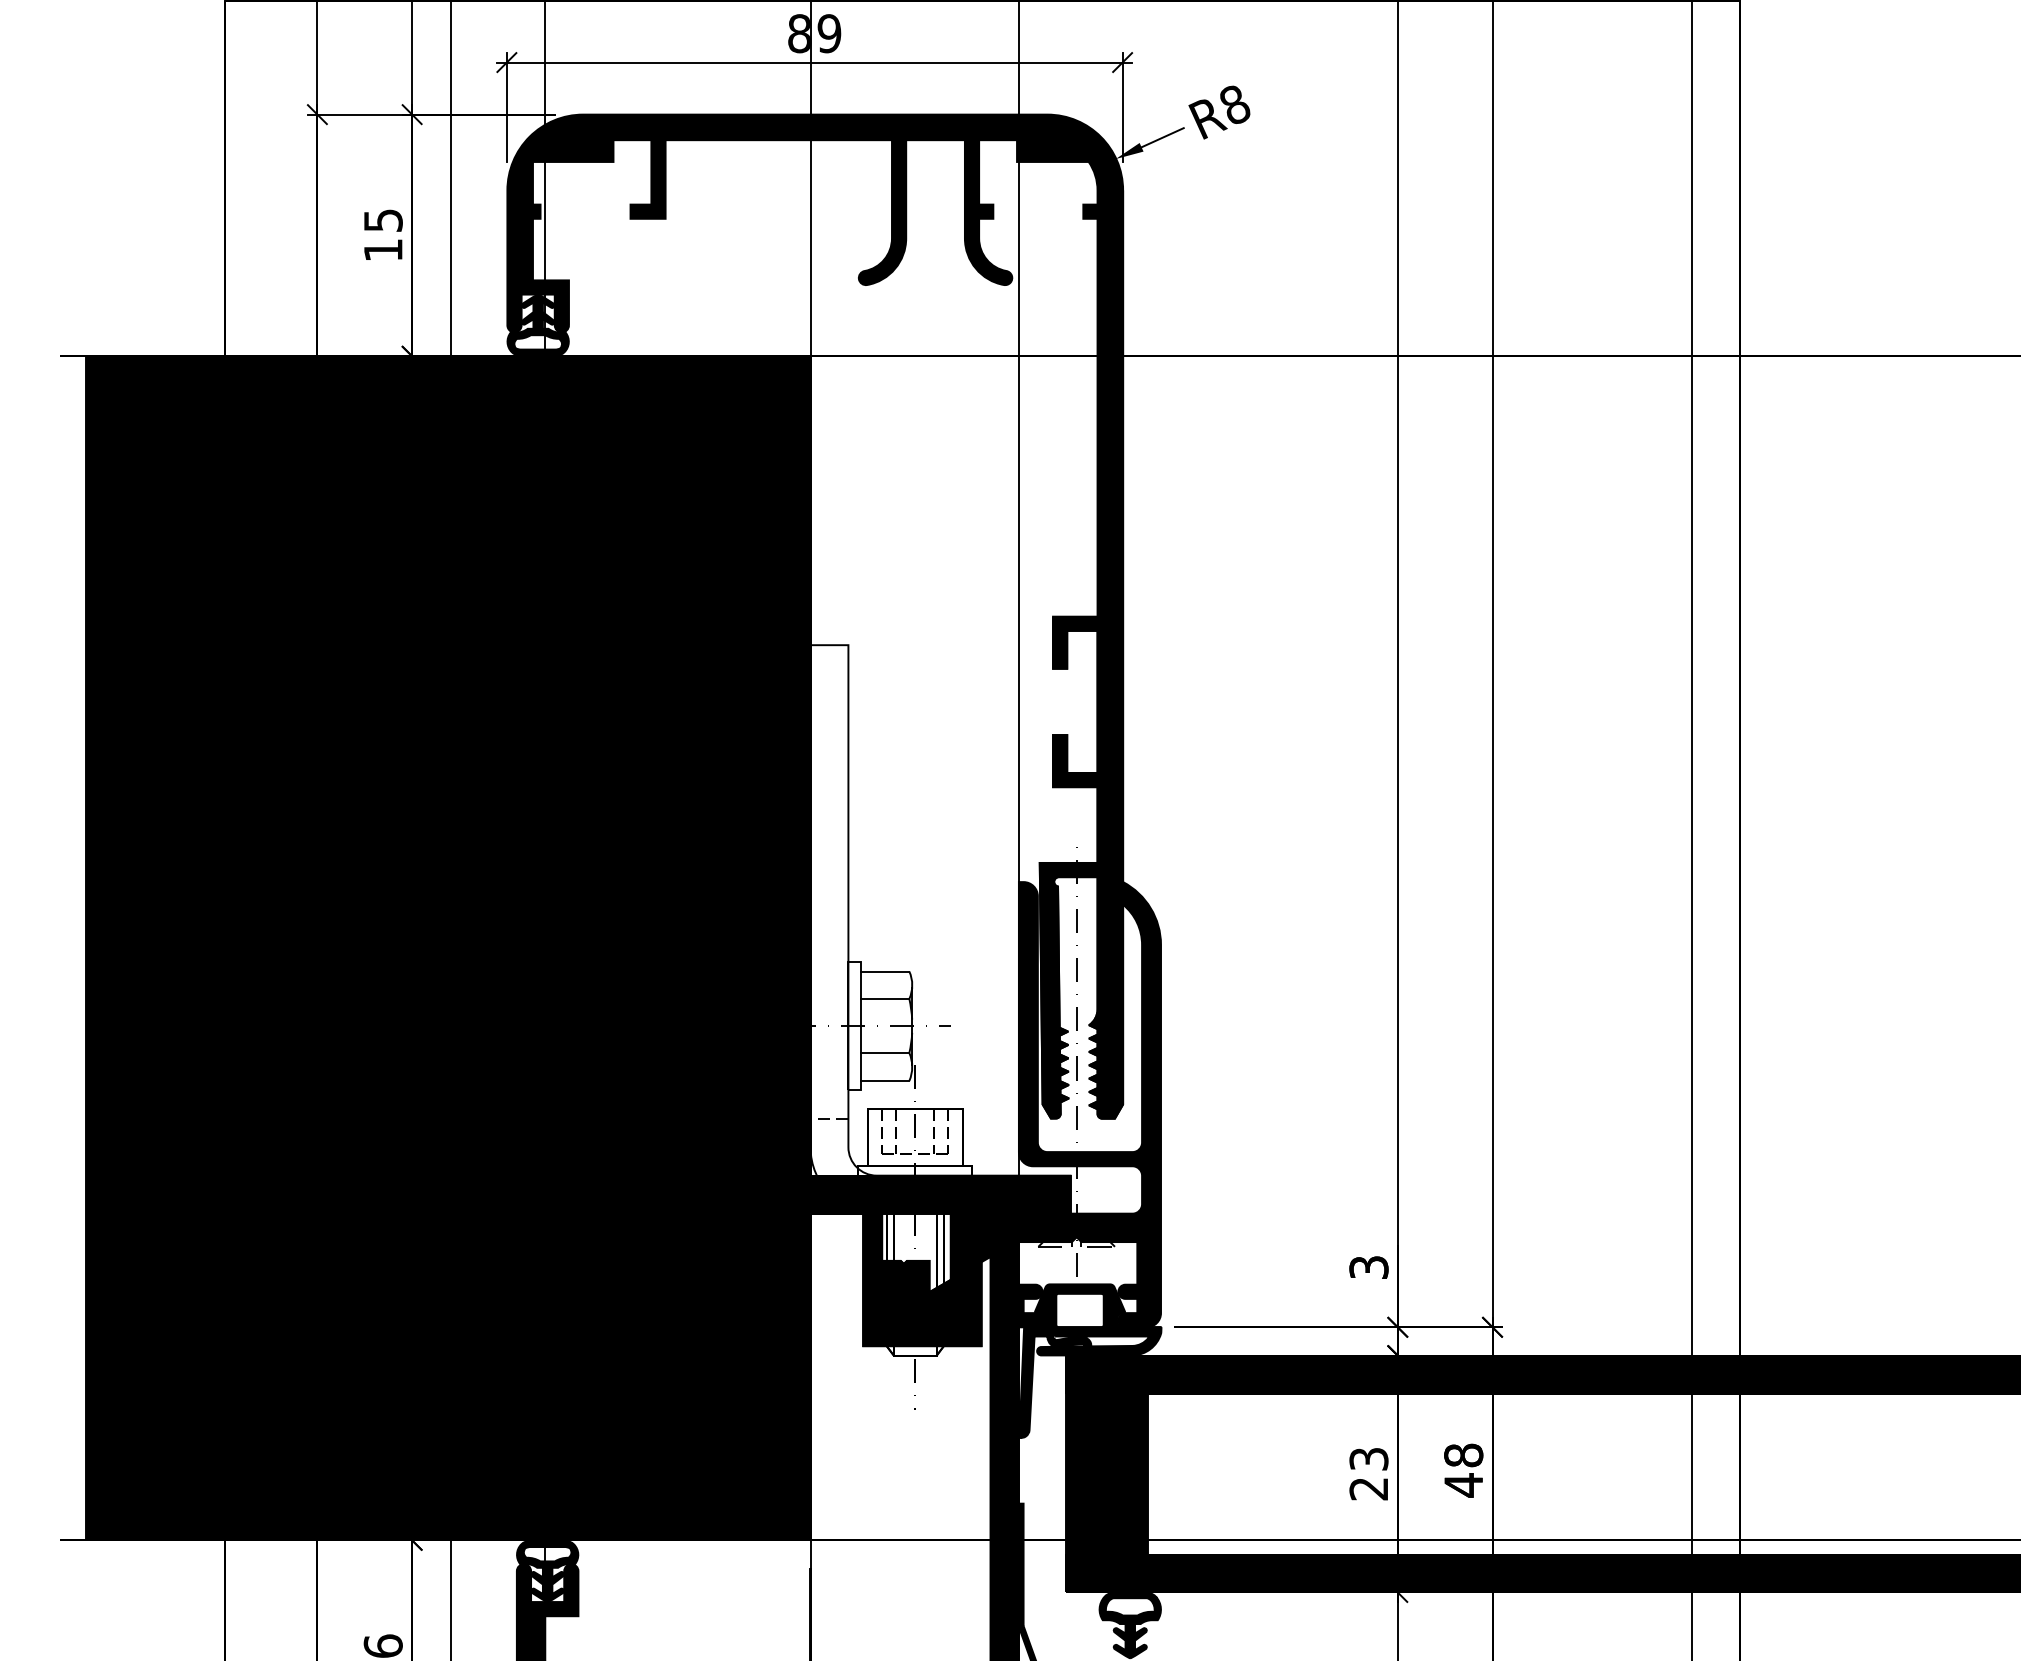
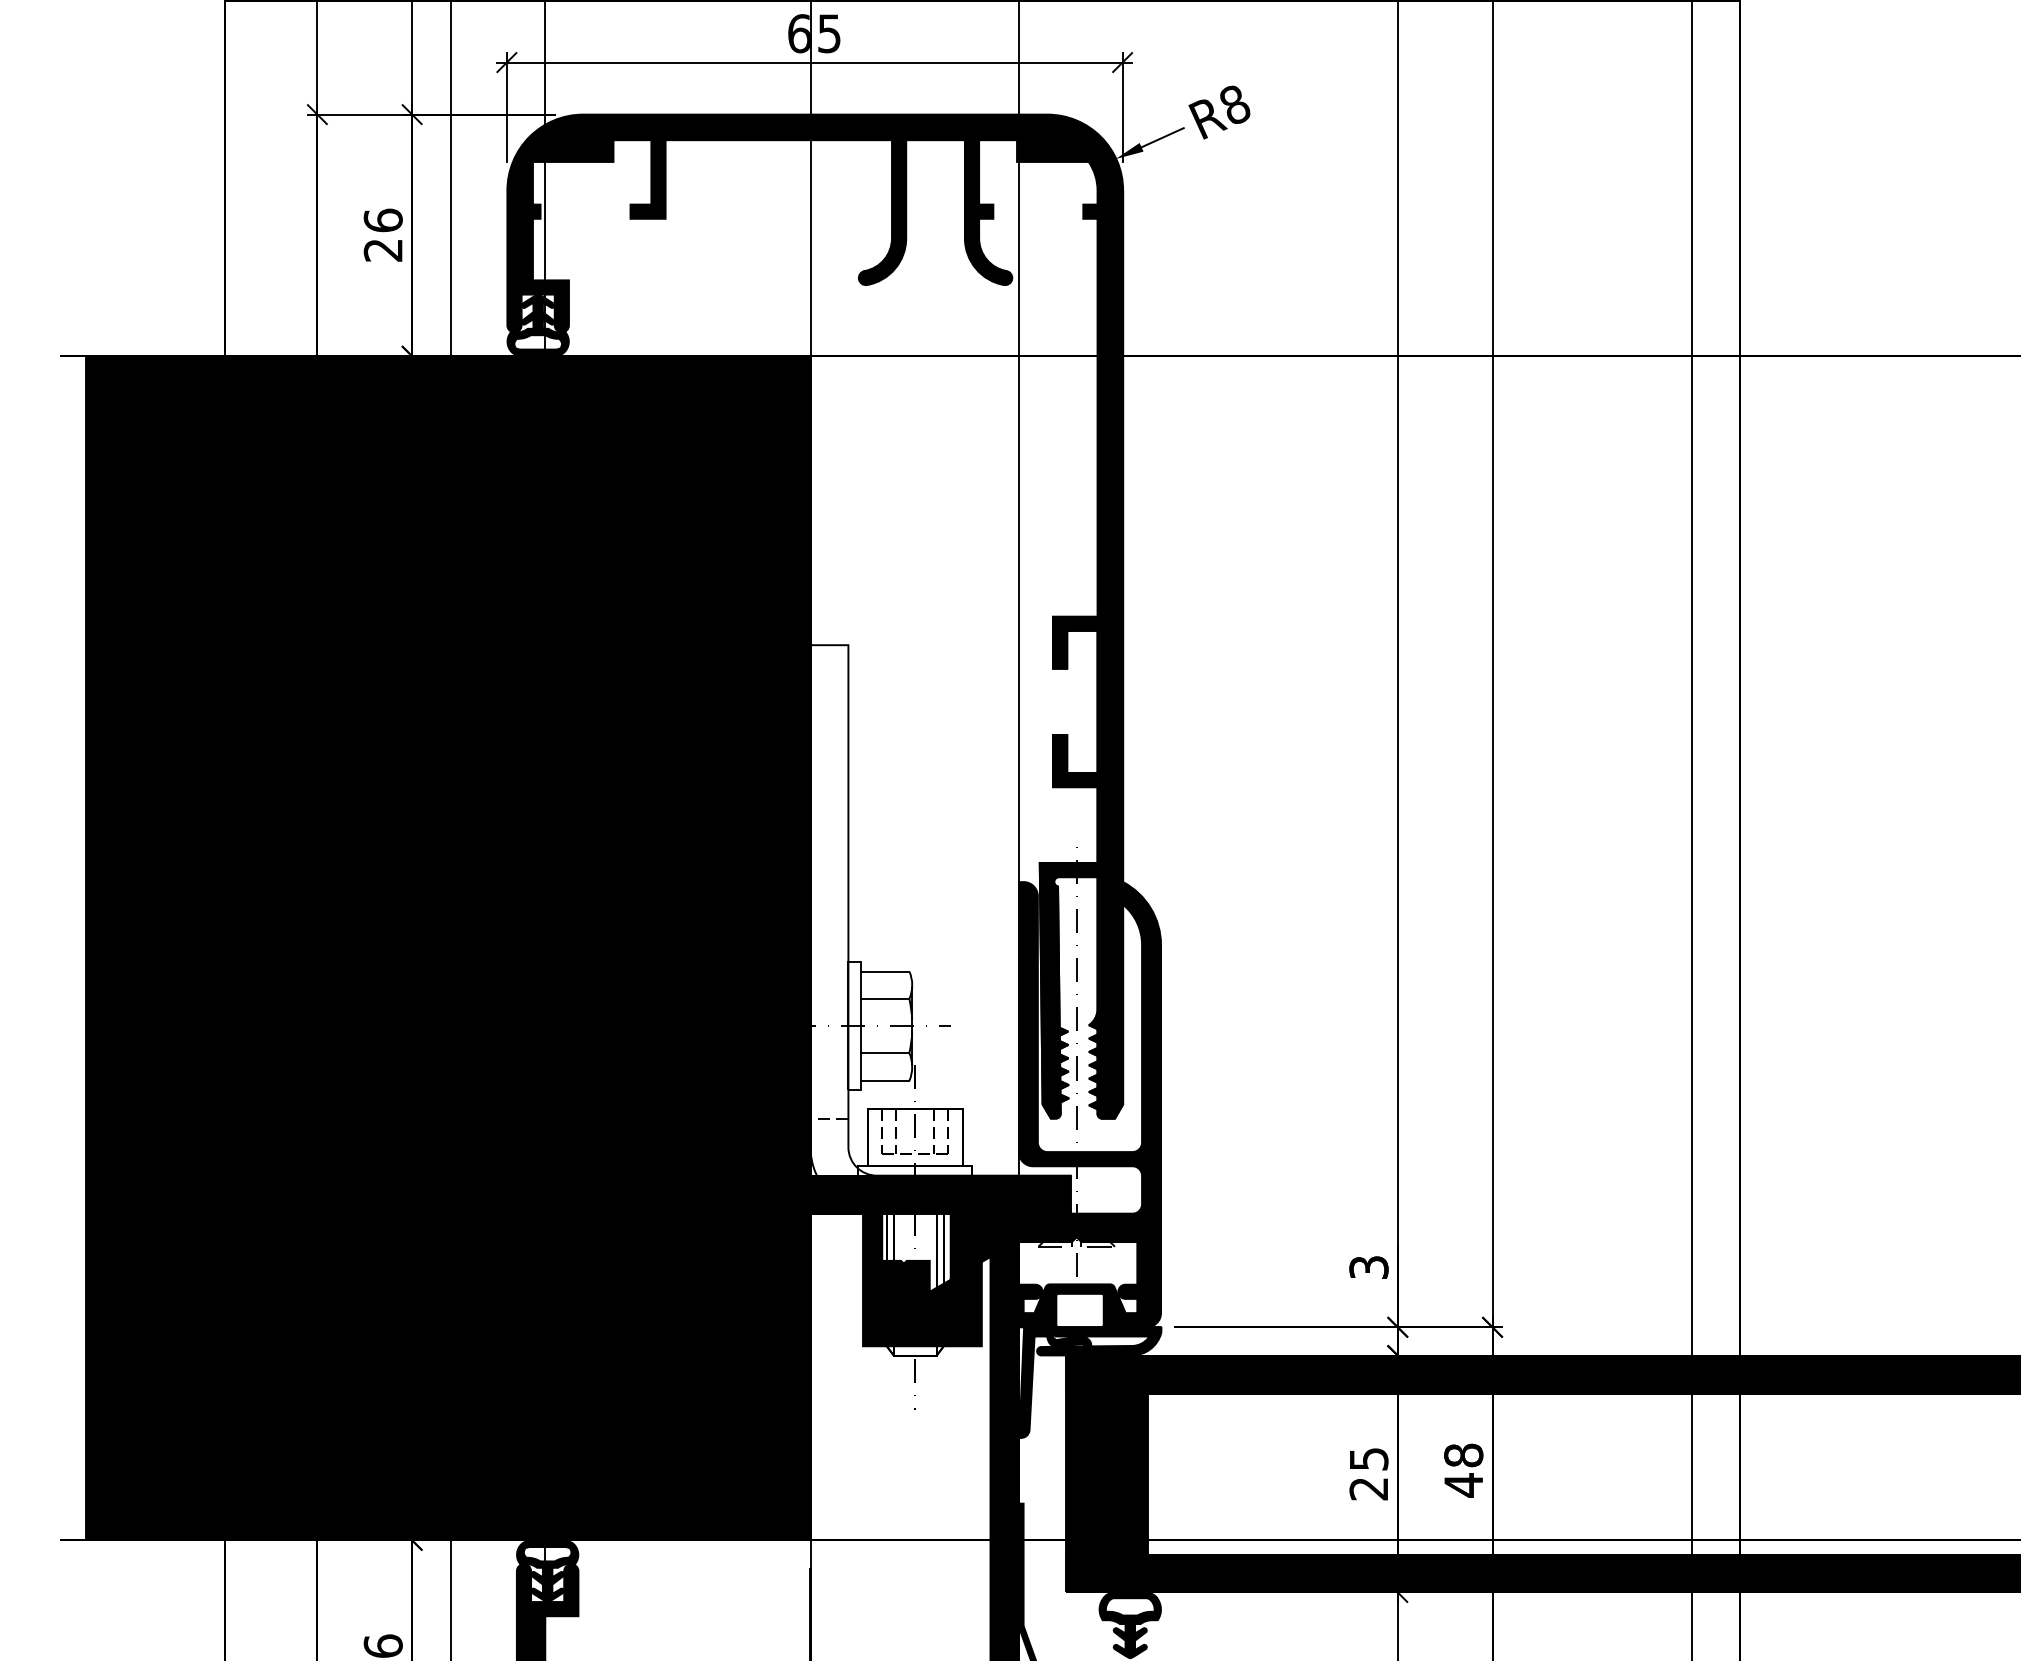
text: 89 -> 65 (814, 33)
text: 15 -> 26 (382, 234)
text: 23 -> 25 (1368, 1458)
